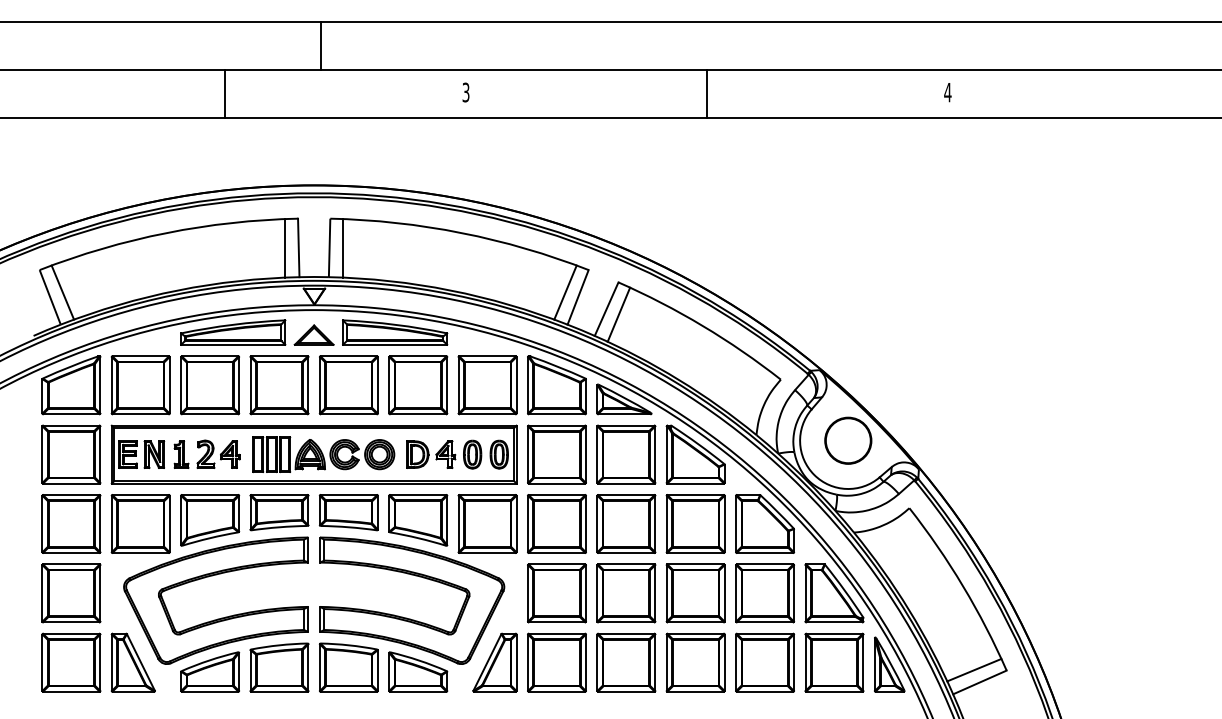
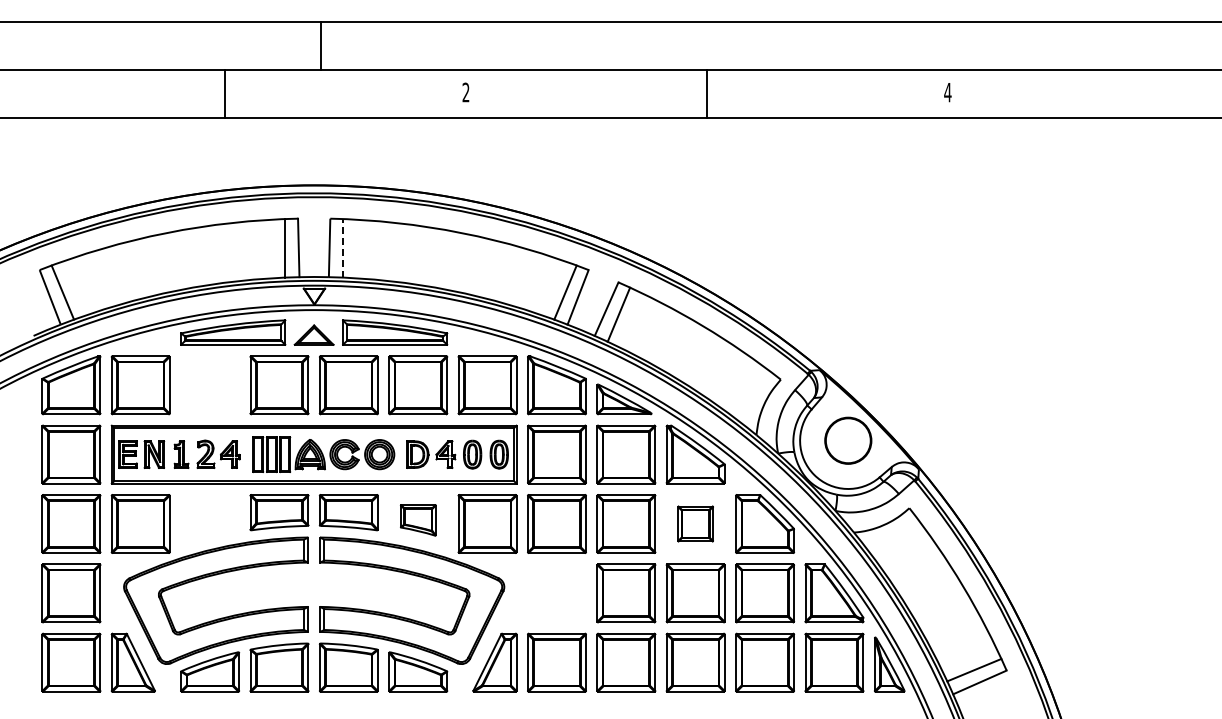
text: 3 -> 2 (465, 92)
line: solid -> dashed (343, 247)
part: present -> none (210, 385)
part: present -> none (210, 520)
part size: 61x53 px -> 38x33 px (417, 520)
part size: 61x60 px -> 37x38 px (695, 523)
part: present -> none (556, 593)
